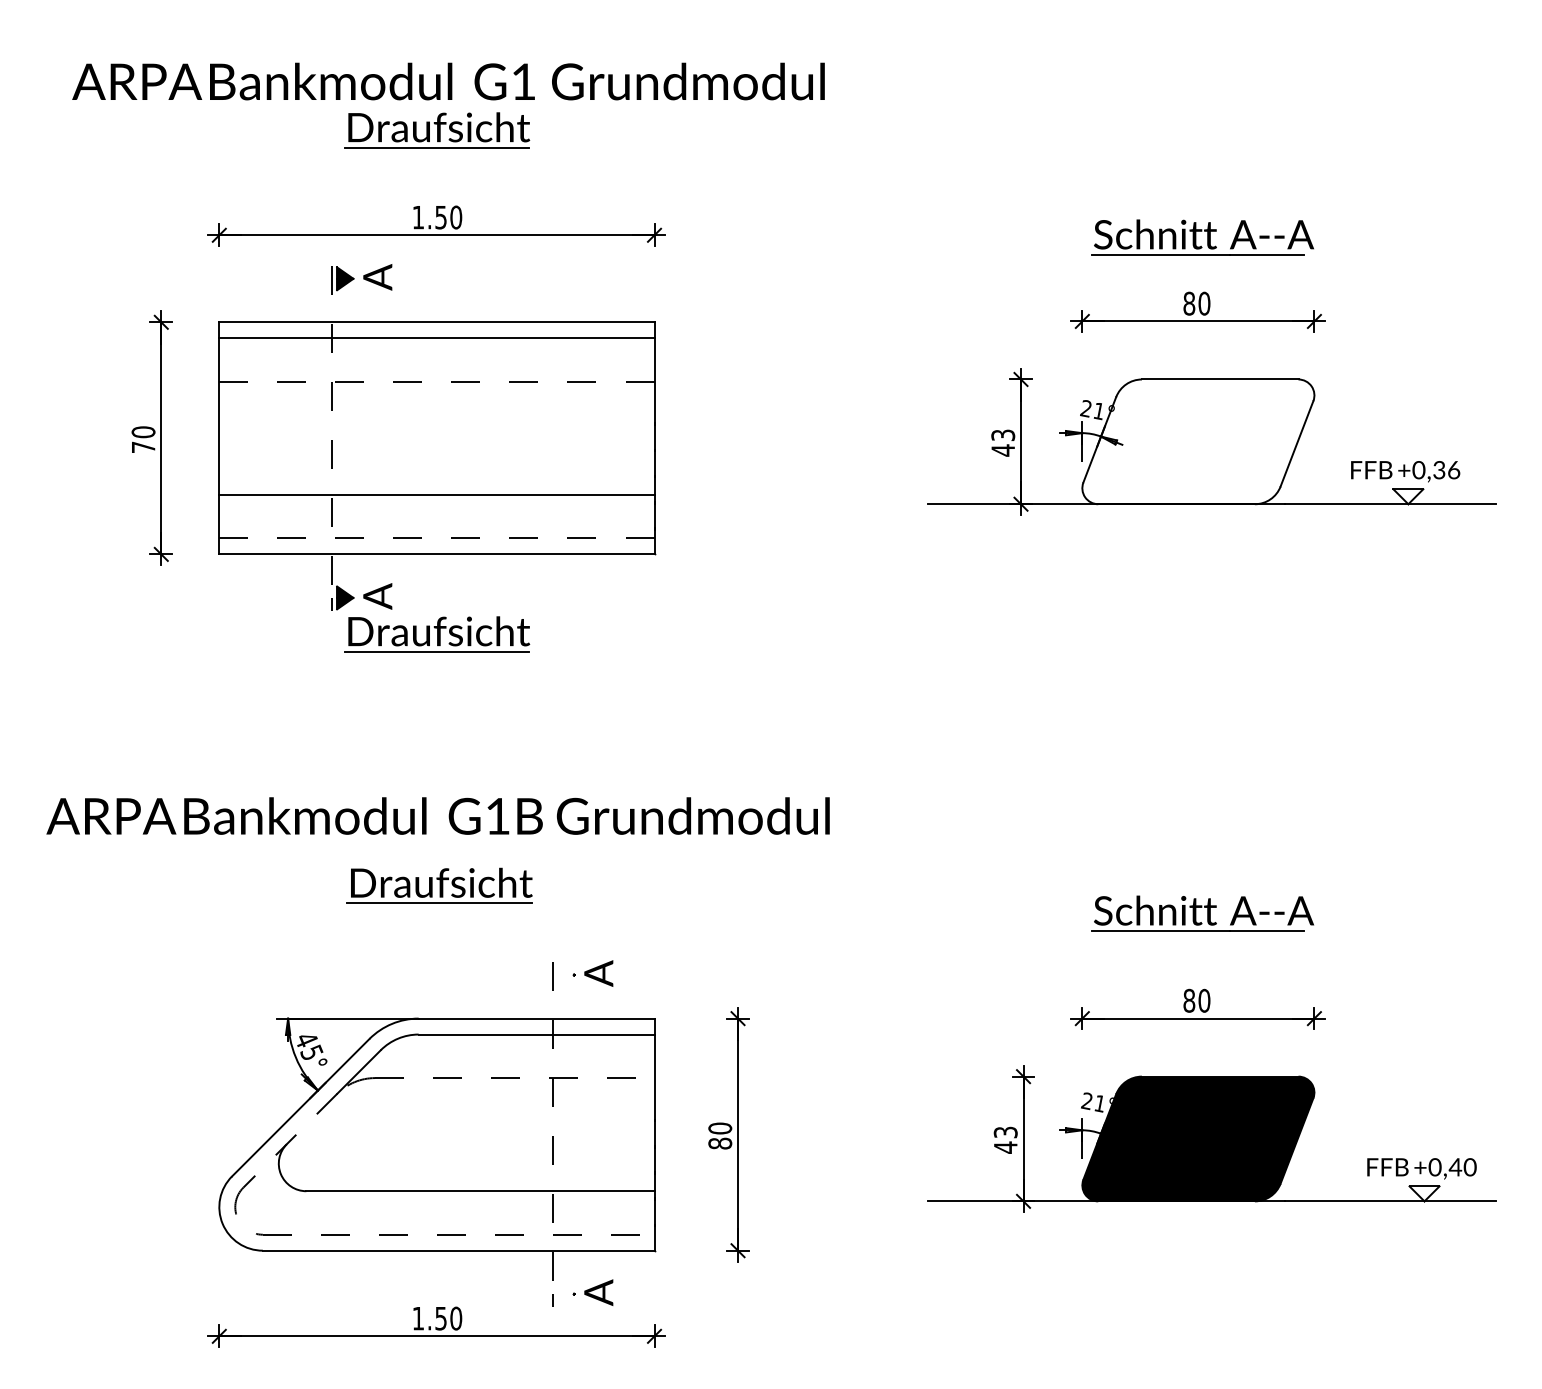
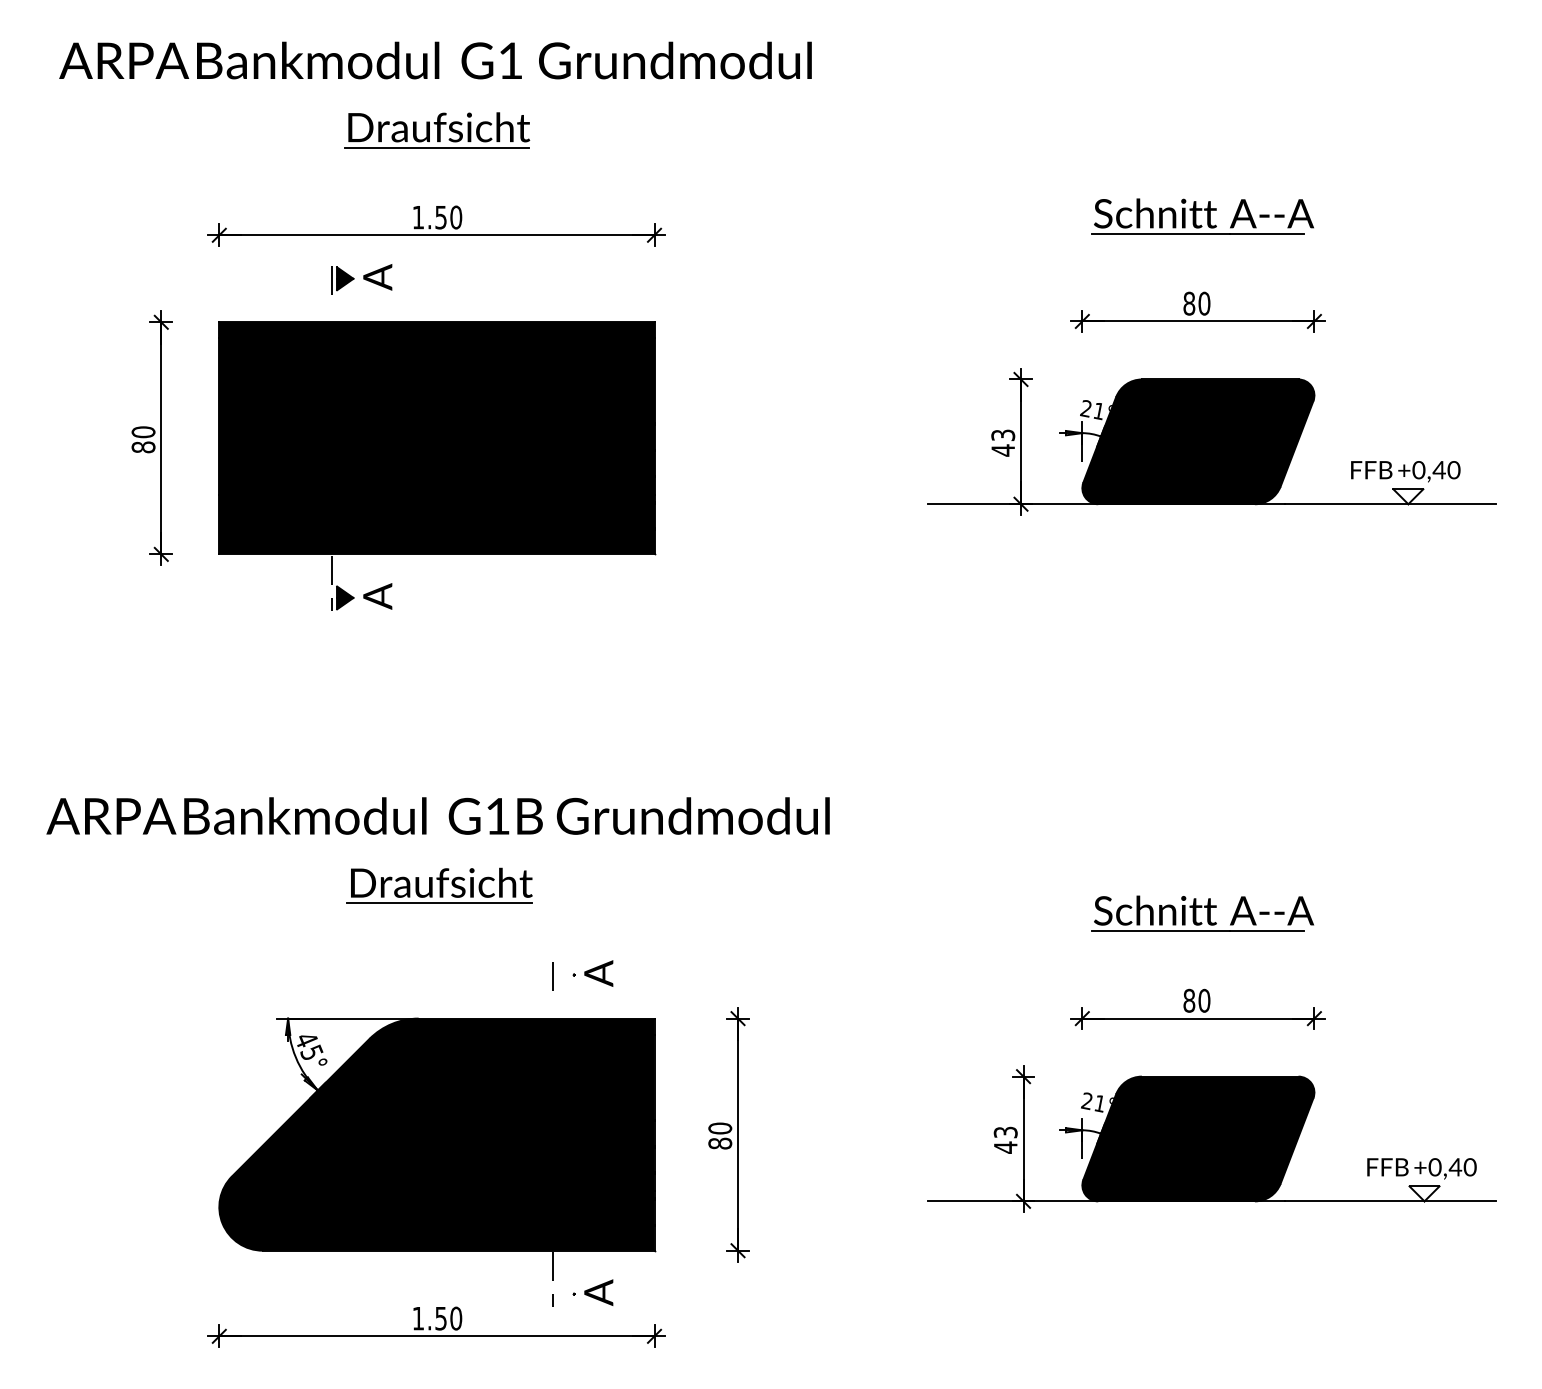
text position: (448, 81) -> (435, 60) (435, 60)
part position: (1202, 237) -> (1202, 216) (1202, 216)
fill: none -> present (436, 438)
fill: none -> present (1198, 441)
text: 70 -> 80 (143, 447)
text: +0,36 -> +0,40 (1446, 470)
part: present -> none (437, 634)
fill: none -> present (436, 1134)
